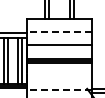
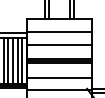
line: dashed -> solid (59, 31)
line: none -> present (13, 60)
line: none -> present (59, 77)
line: dashed -> solid (59, 90)
